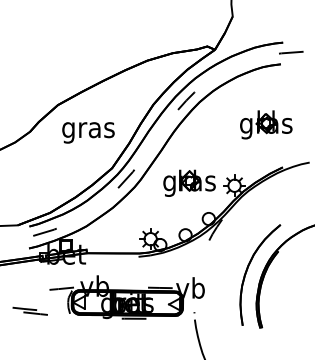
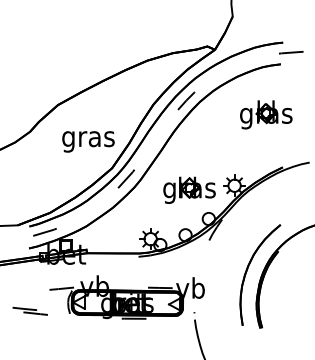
part position: (266, 124) -> (266, 114) (266, 114)
text position: (88, 132) -> (88, 141) (88, 141)
part position: (189, 182) -> (189, 189) (189, 189)
